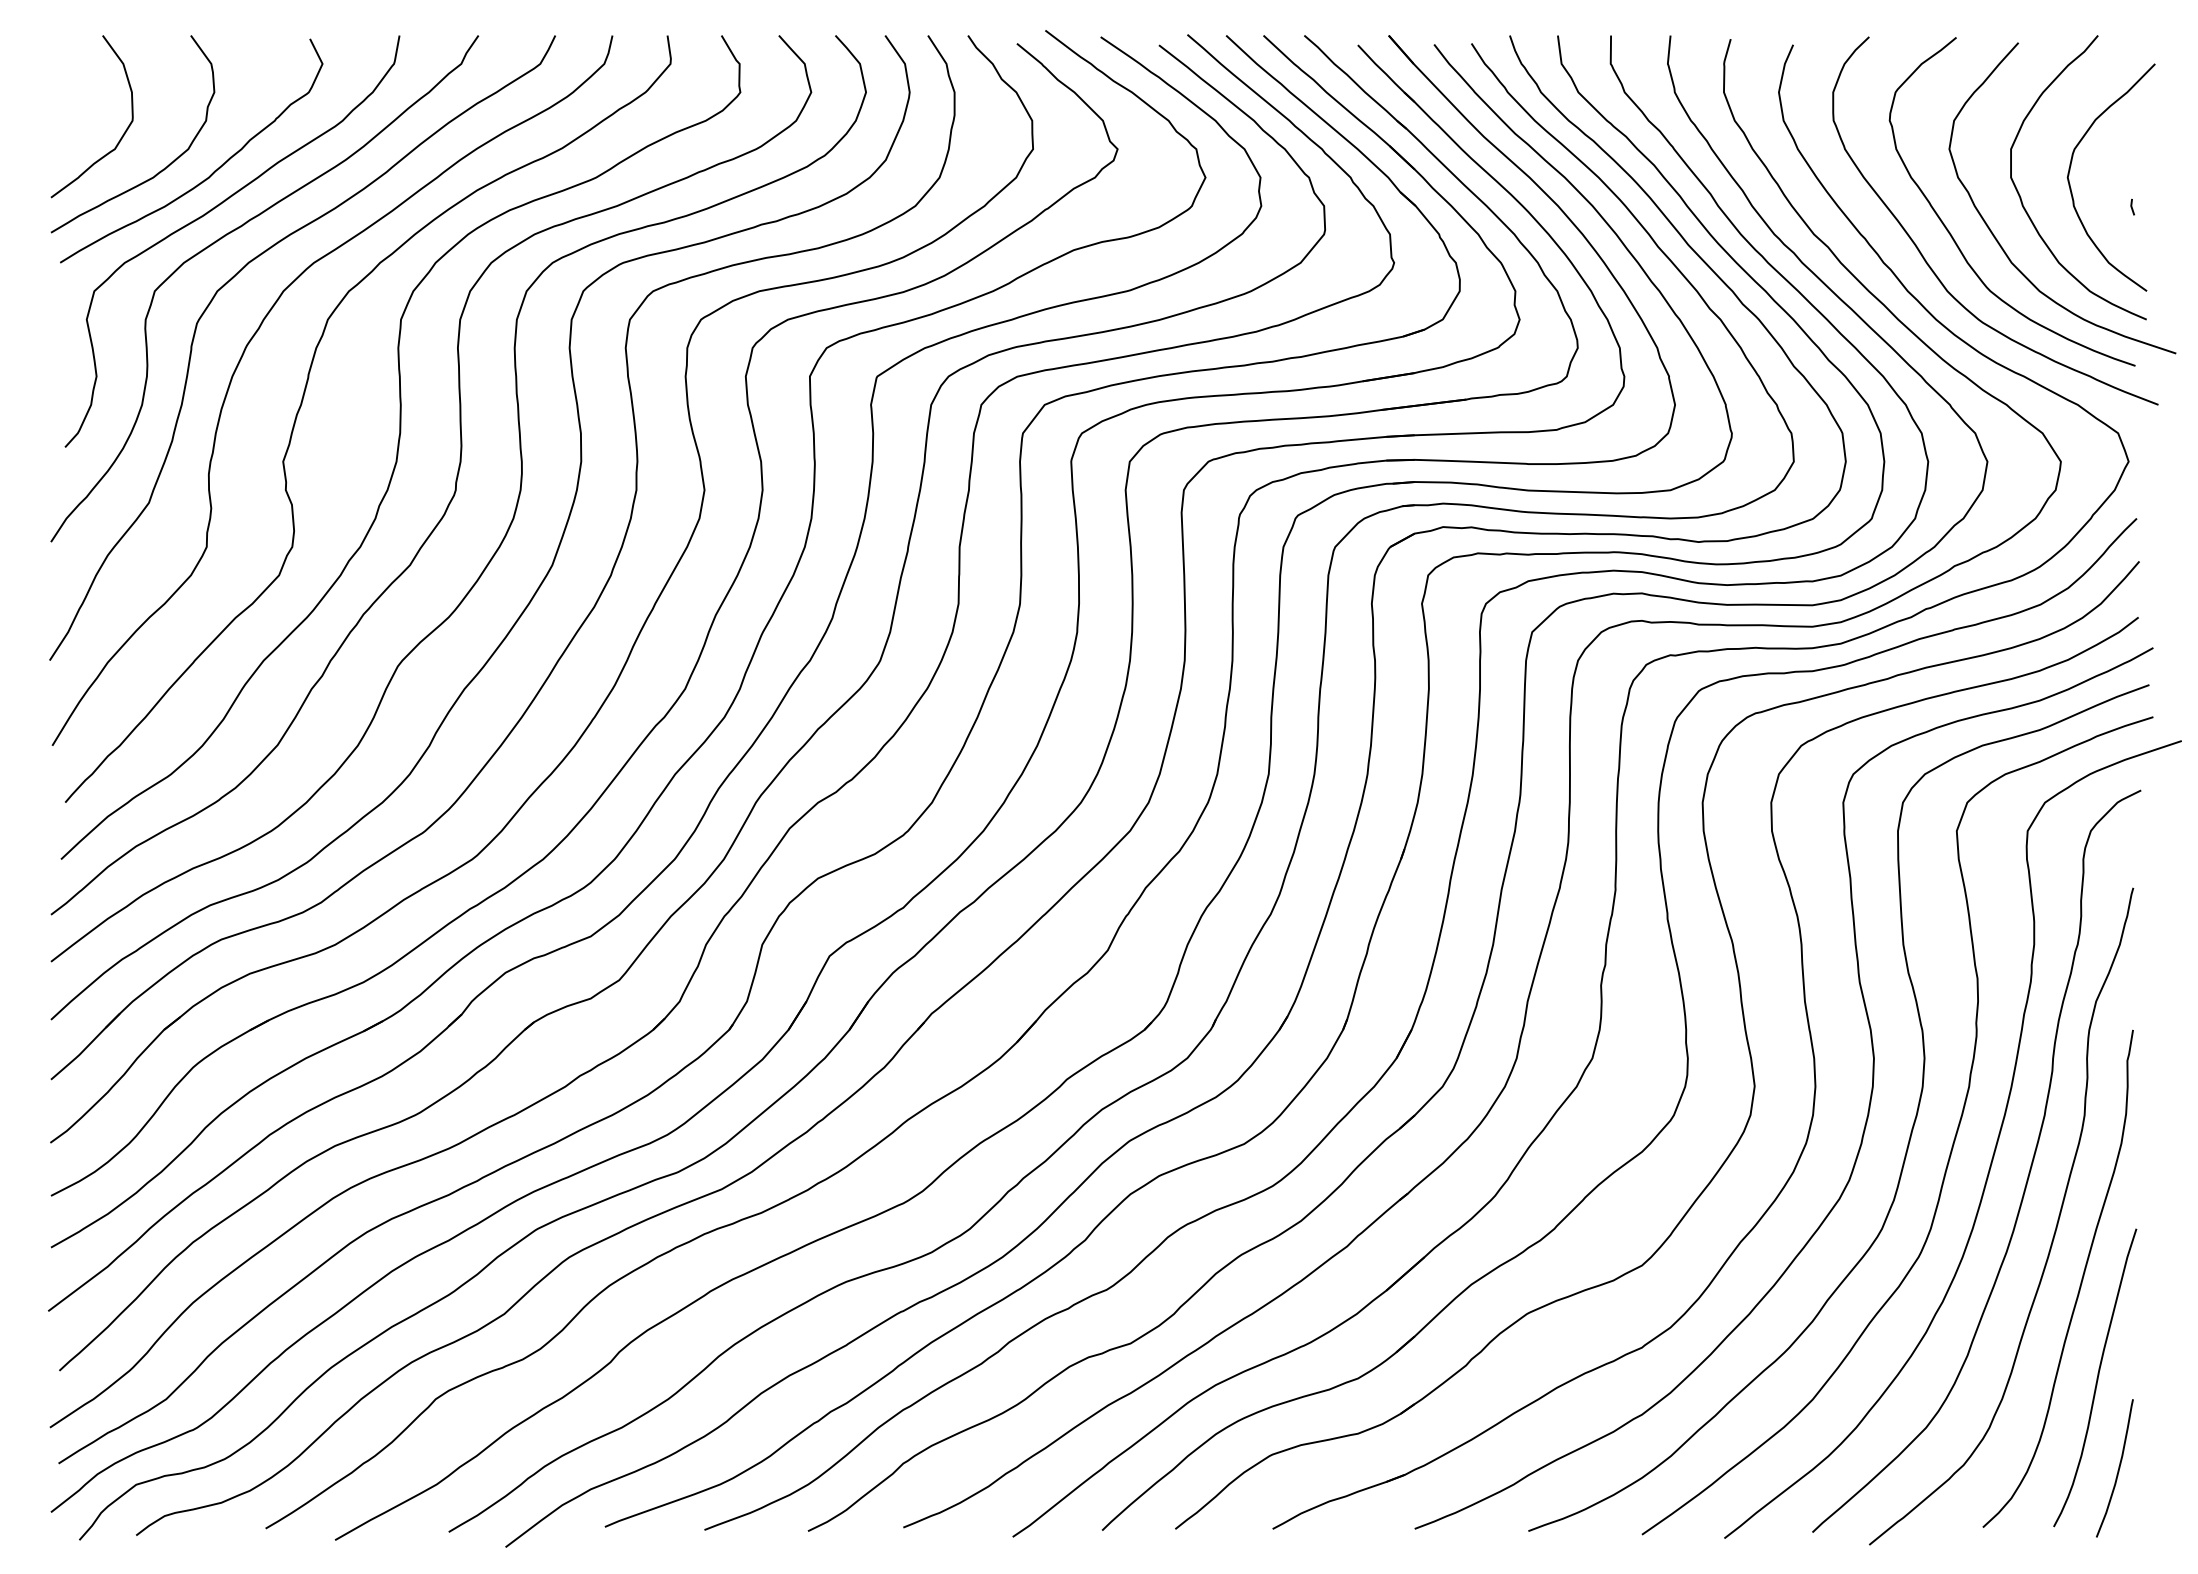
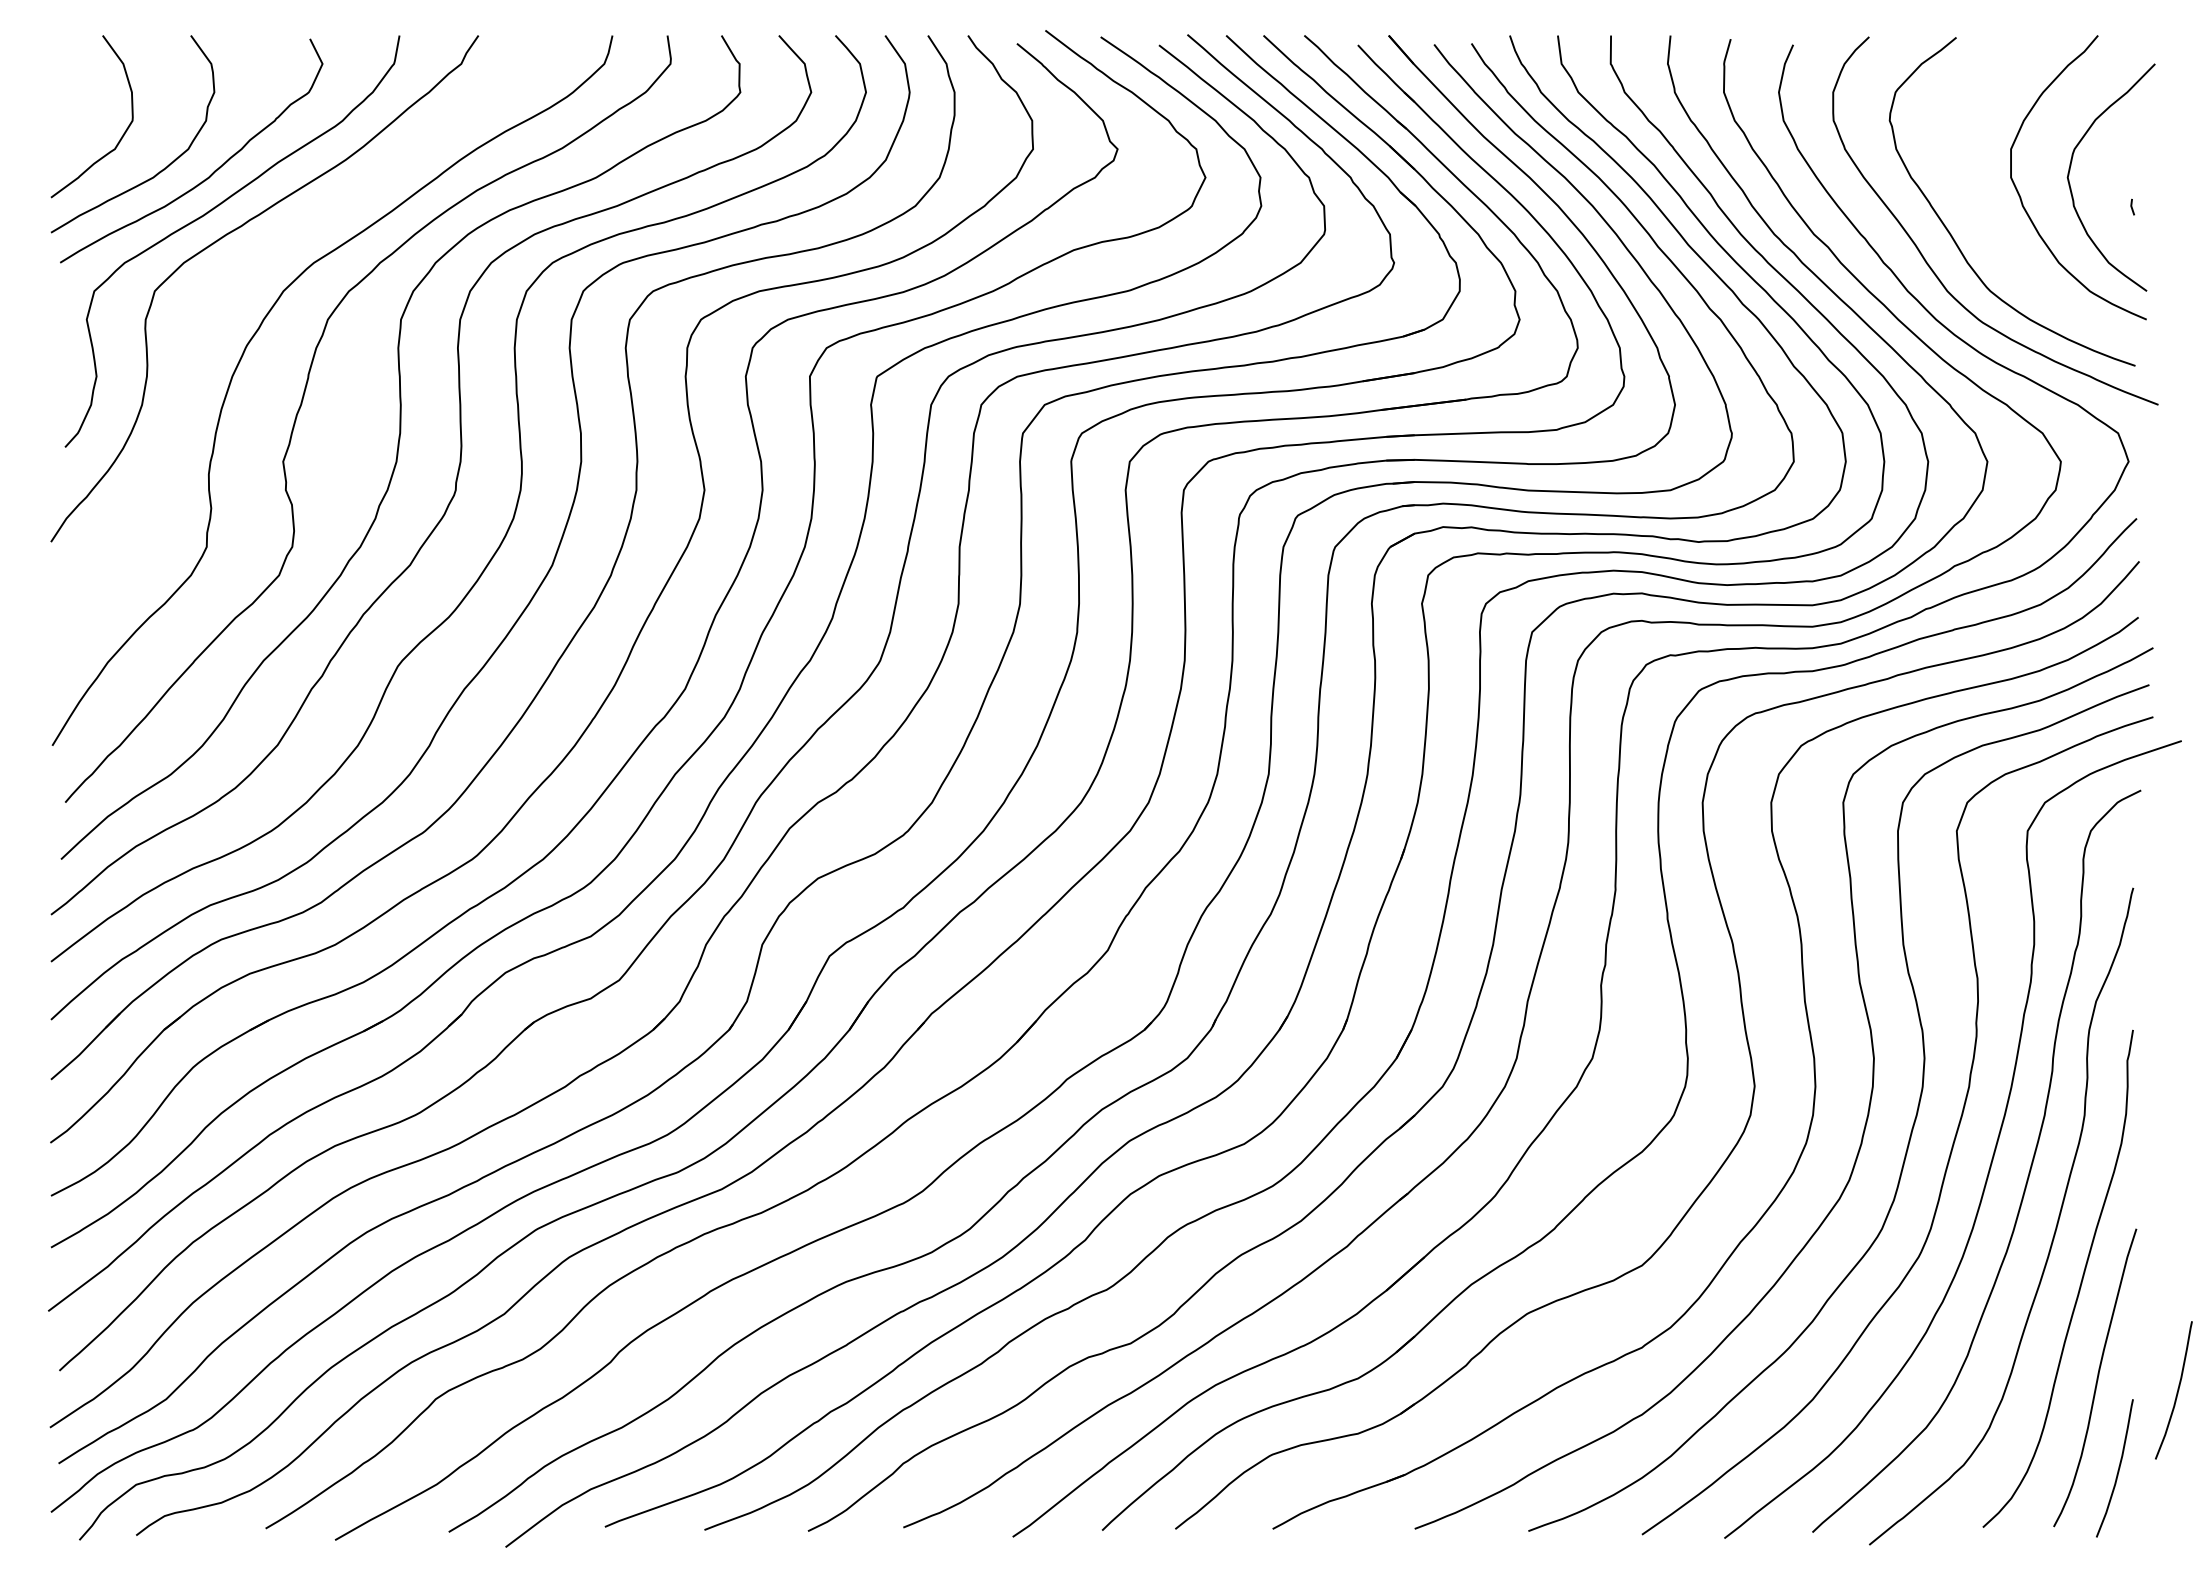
curve: present -> none (1996, 237)
curve: present -> none (233, 278)
curve: none -> present (2176, 1392)
